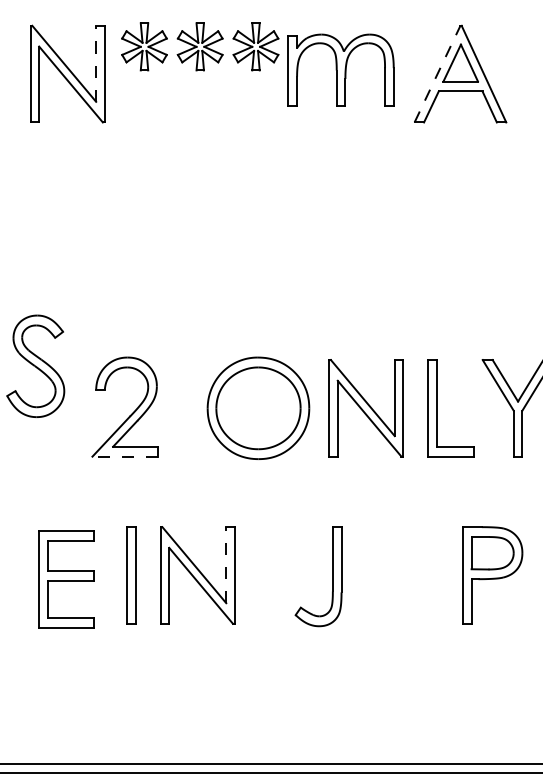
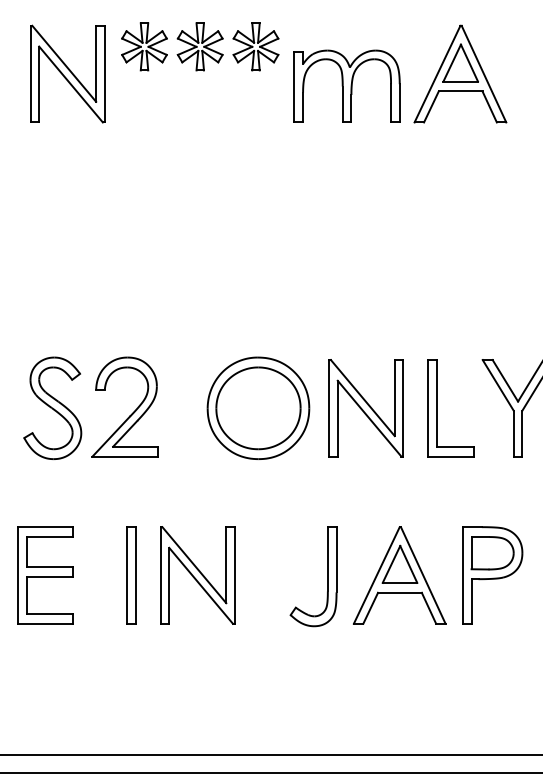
line: dashed -> solid (96, 63)
part position: (340, 69) -> (346, 85) (346, 85)
line: dashed -> solid (437, 73)
part position: (35, 365) -> (52, 407) (52, 407)
line: dashed -> solid (125, 456)
line: dashed -> solid (226, 564)
part: none -> present (399, 575)
part position: (332, 576) -> (327, 576) (327, 576)
part position: (66, 579) -> (45, 575) (45, 575)
line position: (270, 763) -> (270, 754) (270, 754)
